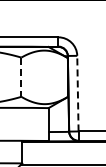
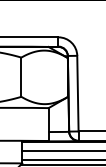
line: dashed -> solid (21, 77)
line: dashed -> solid (77, 93)
line: none -> present (62, 151)
line: none -> present (62, 160)
